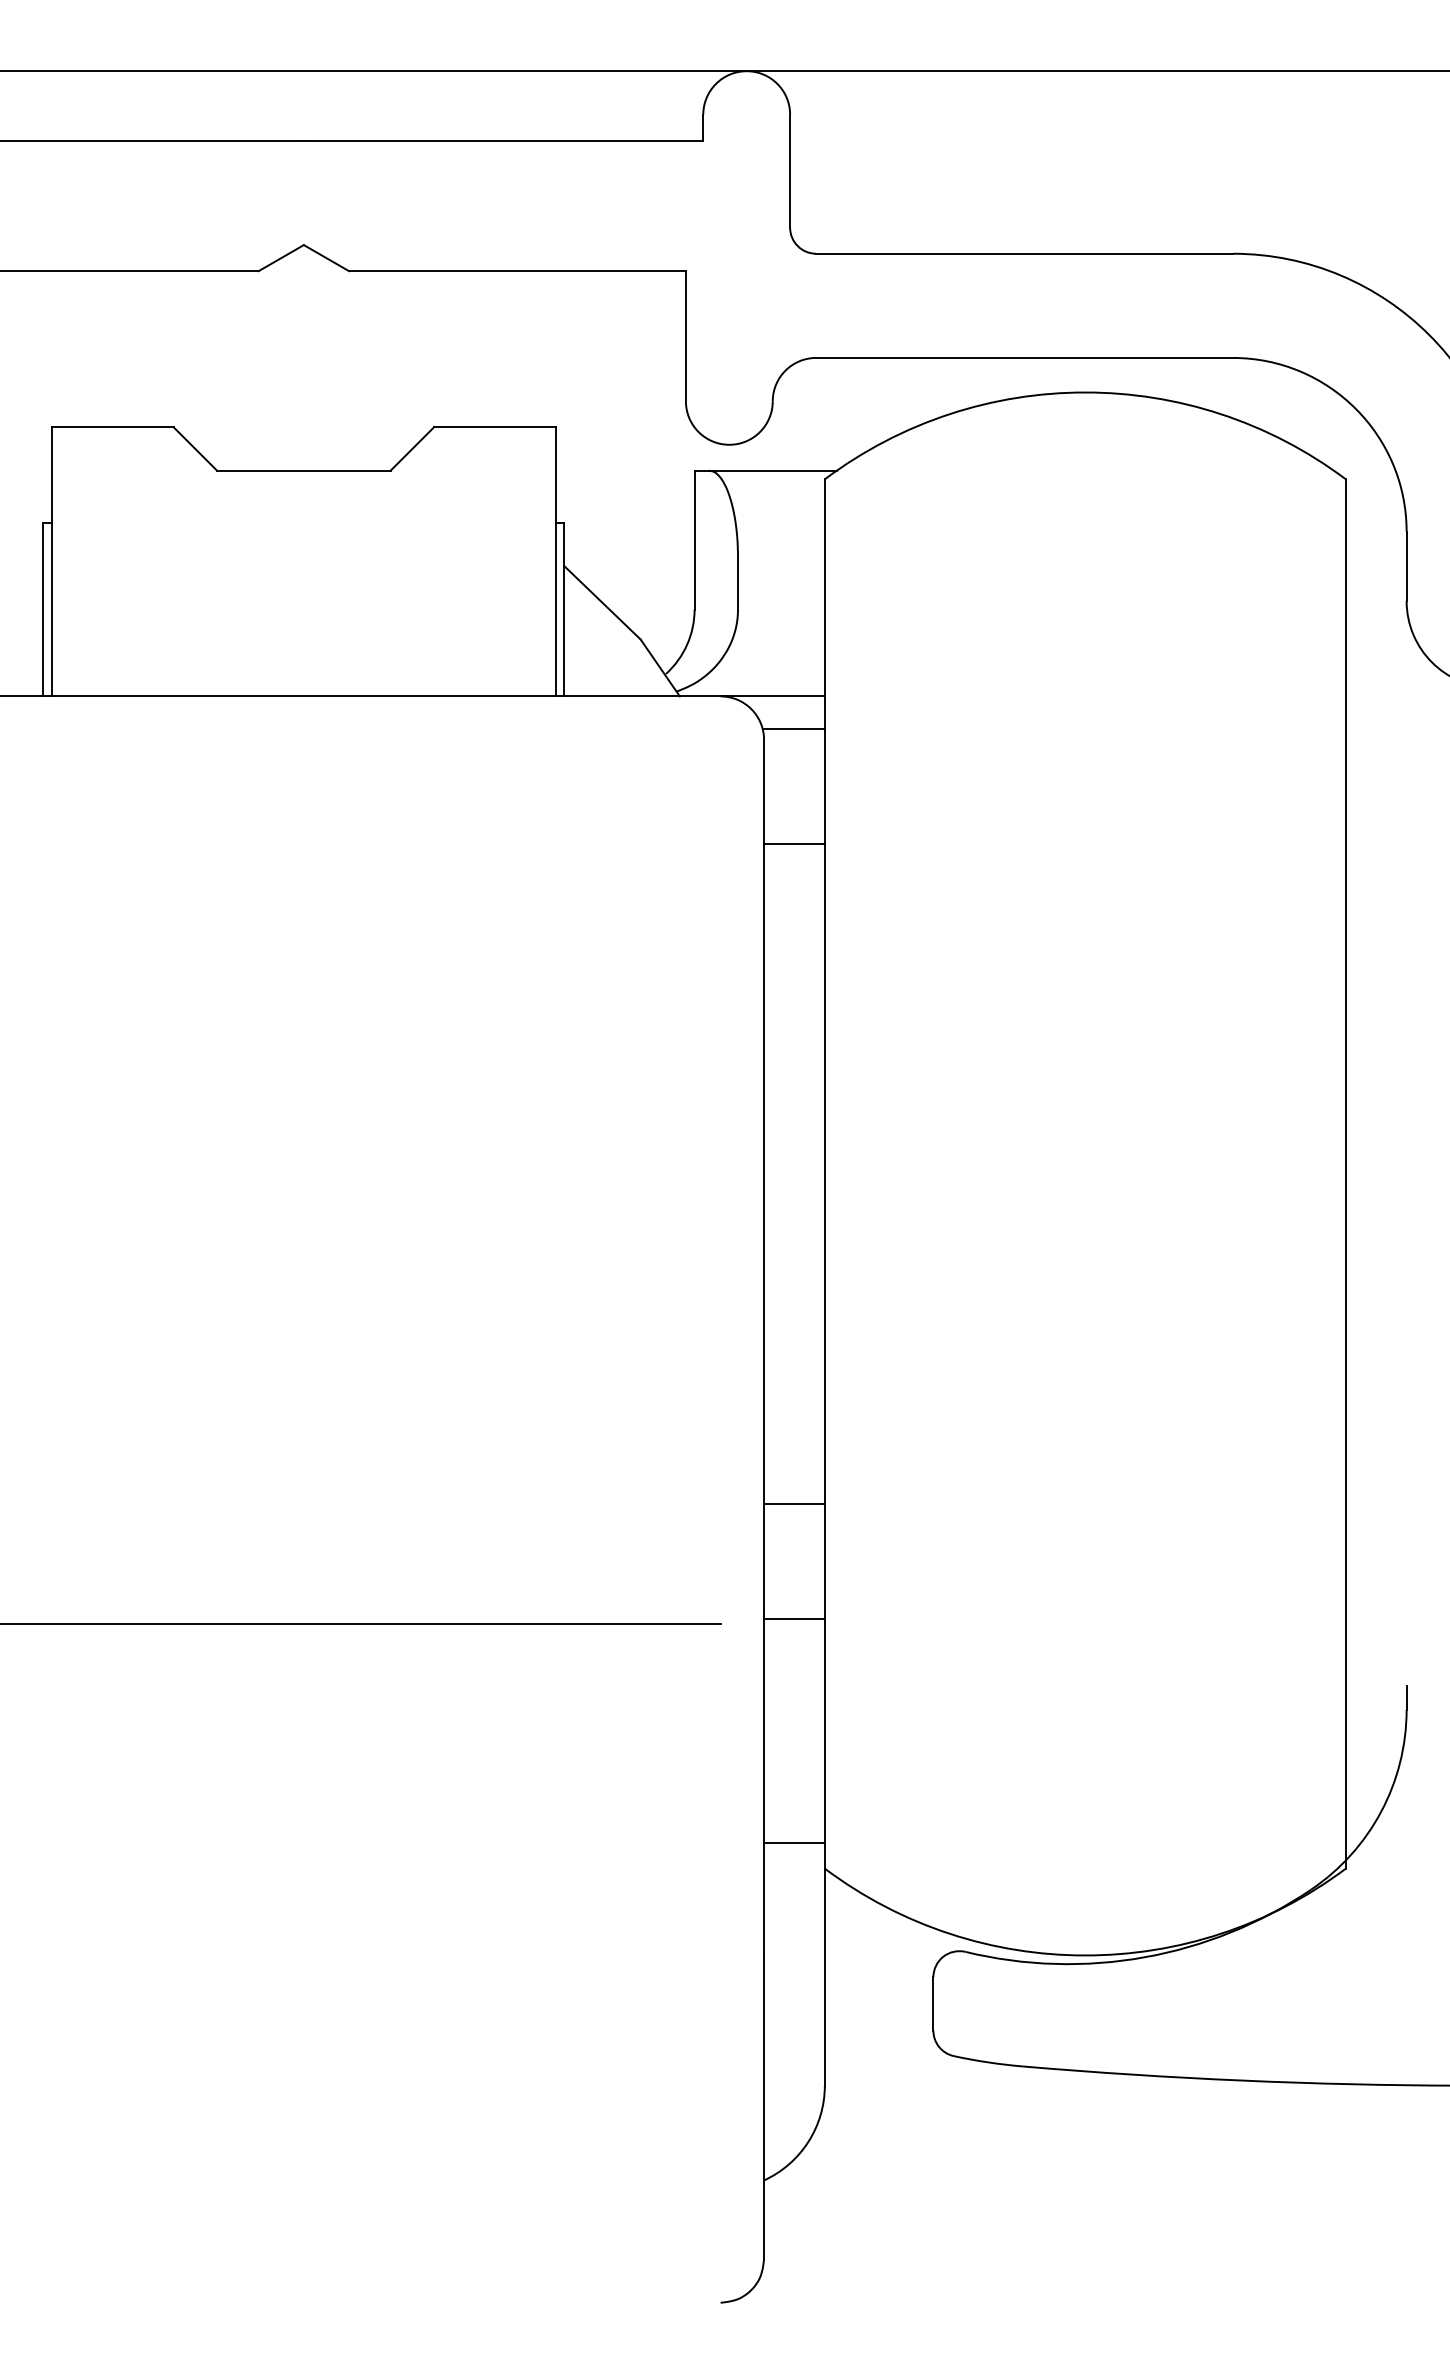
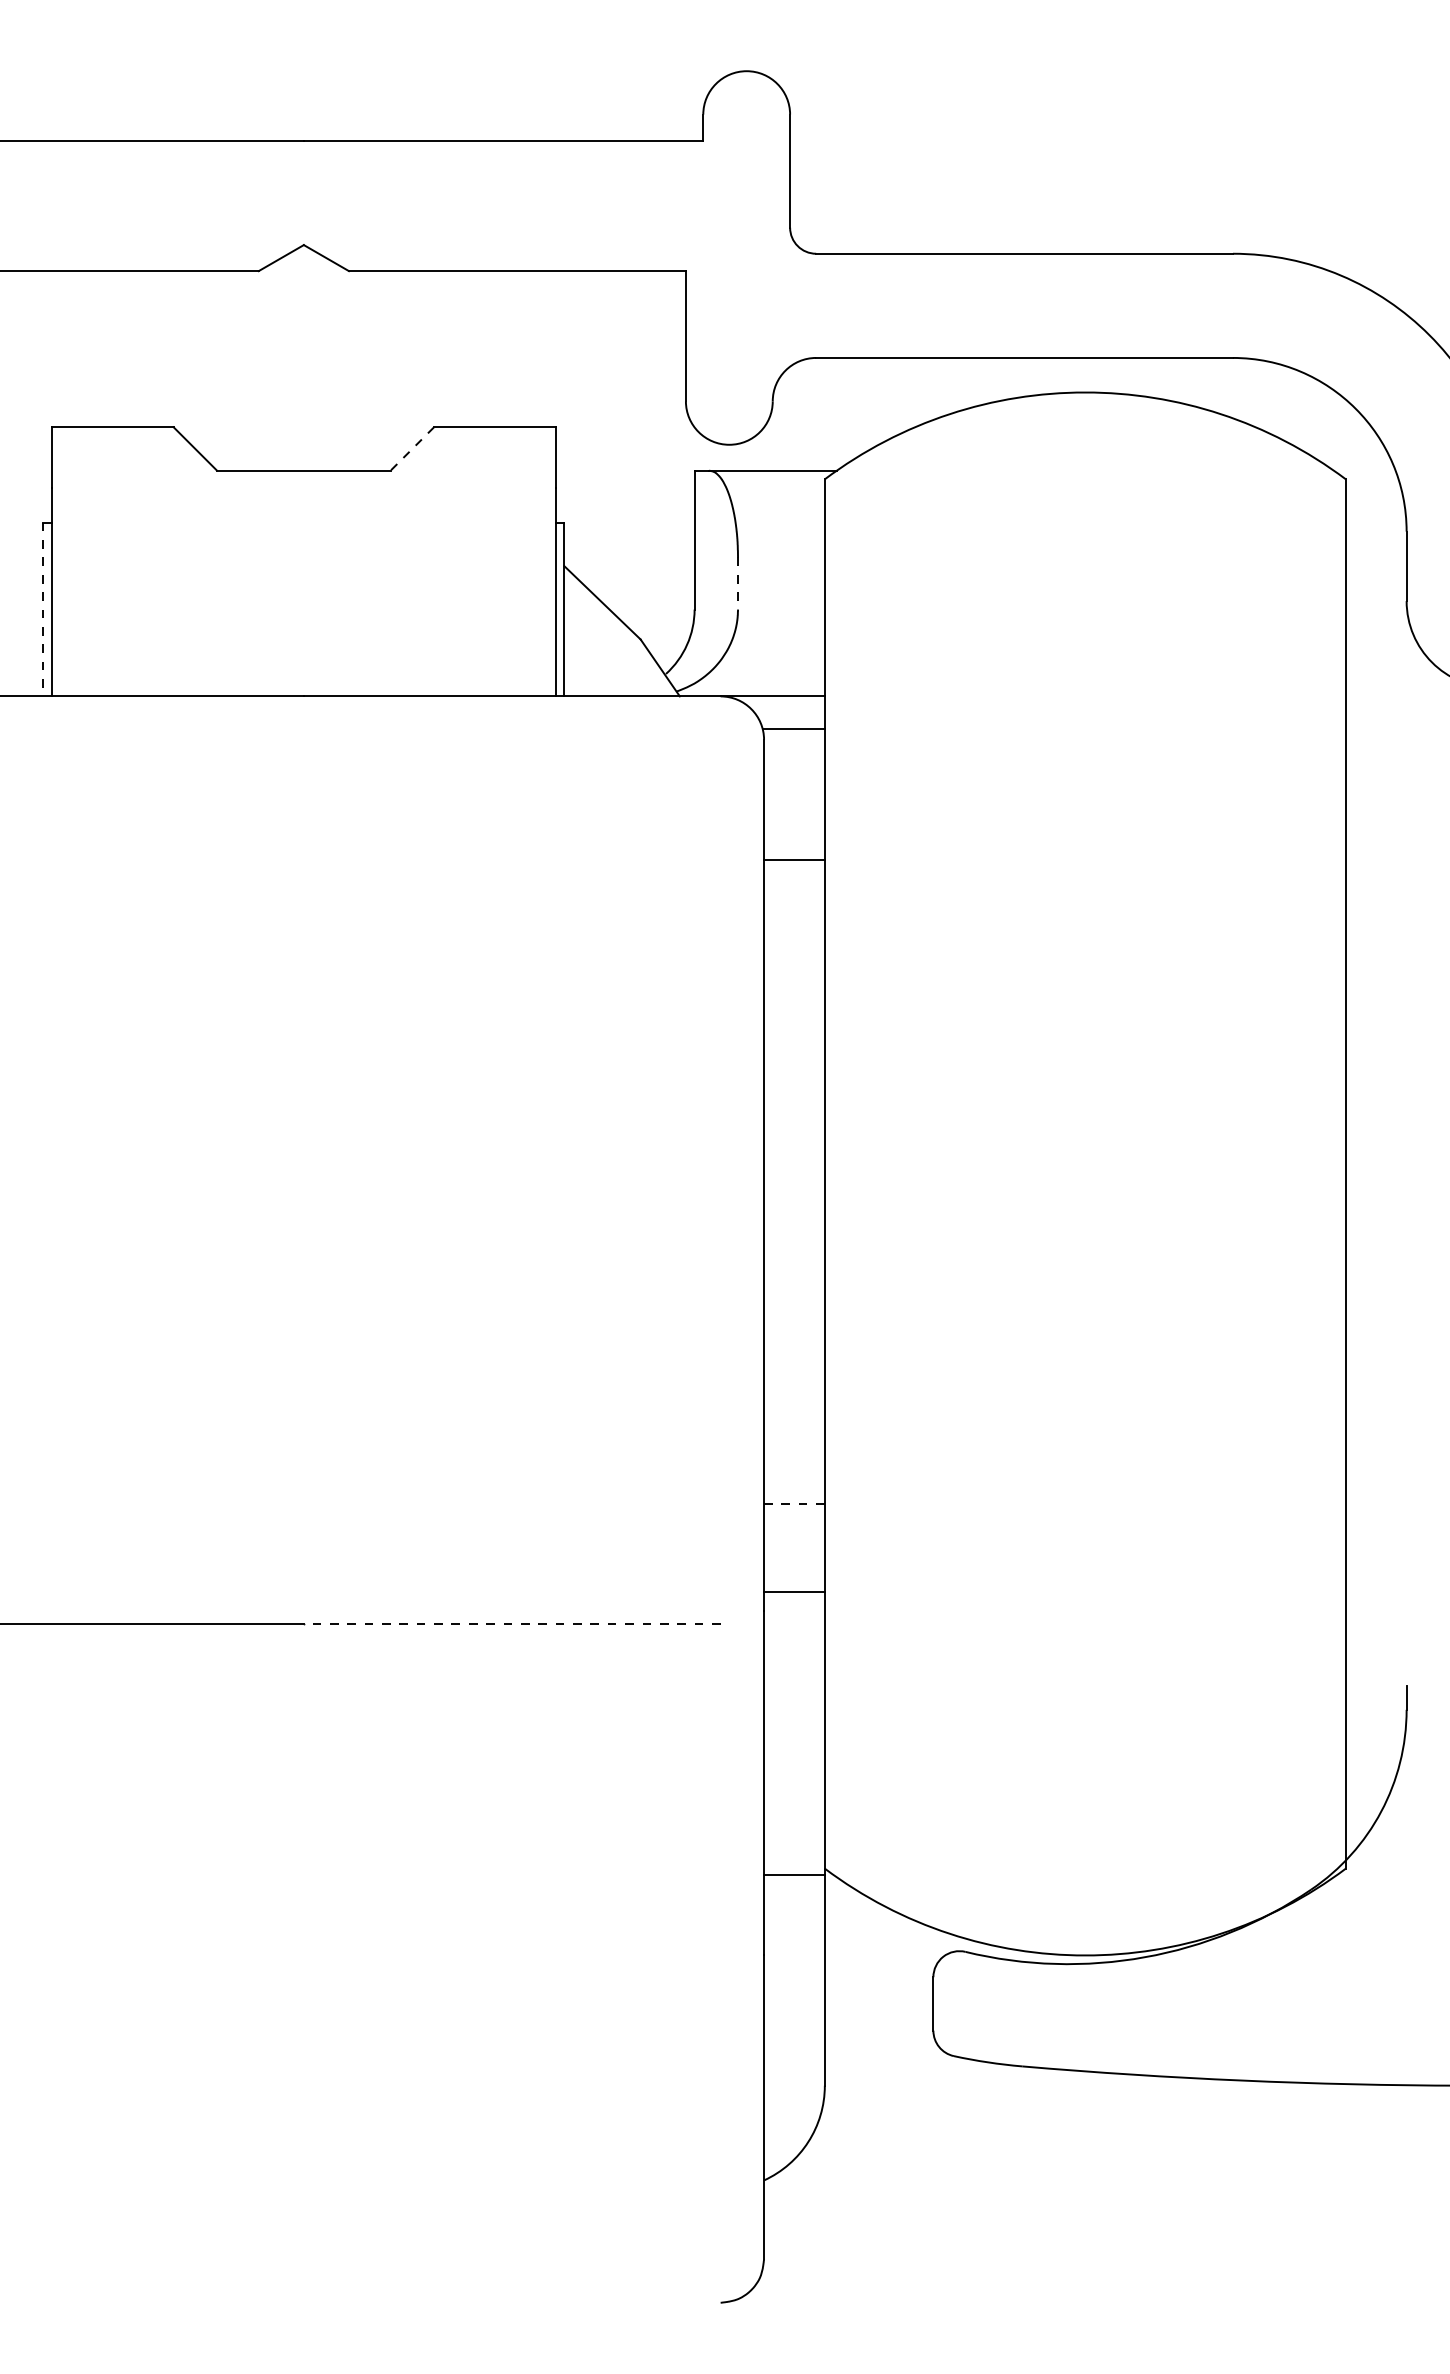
line: present -> none (724, 71)
line: solid -> dashed (412, 448)
line: solid -> dashed (738, 584)
line: solid -> dashed (43, 609)
line position: (794, 844) -> (794, 860) (794, 860)
line: solid -> dashed (794, 1503)
line position: (794, 1618) -> (794, 1591) (794, 1591)
line: solid -> dashed (511, 1623)
line position: (794, 1842) -> (794, 1874) (794, 1874)
